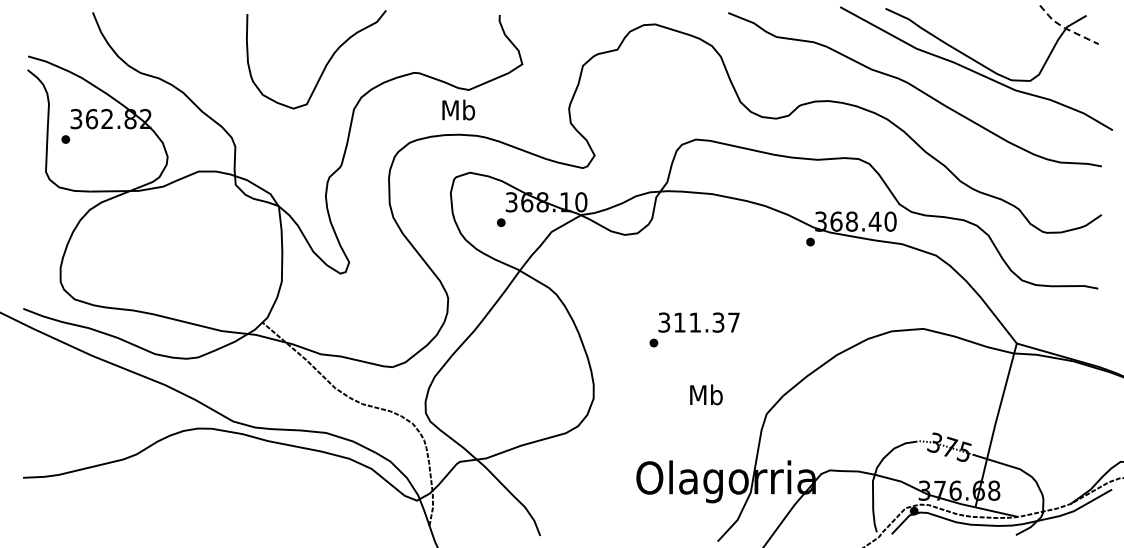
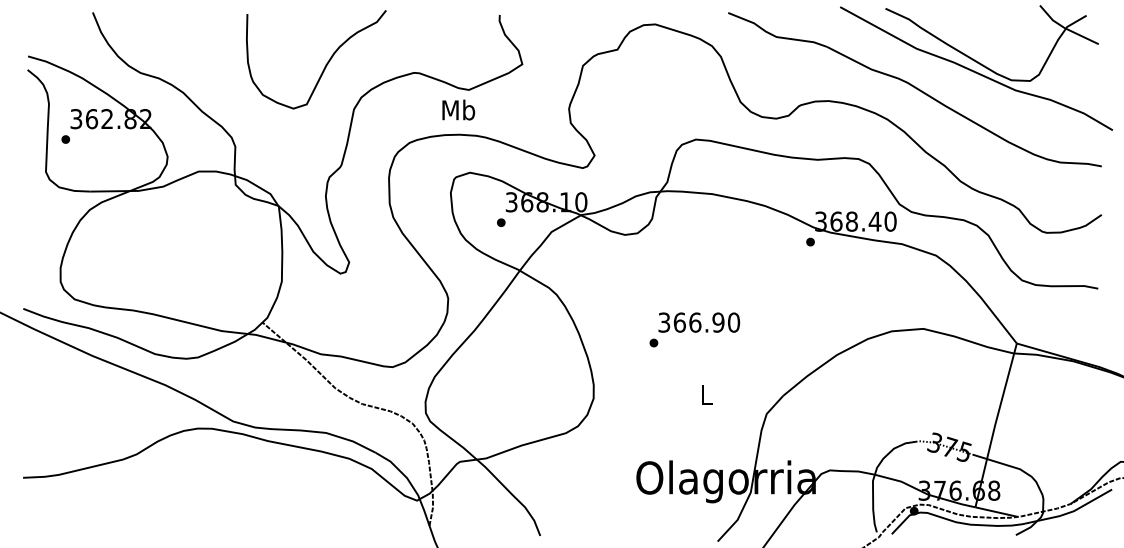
line: dashed -> solid (1065, 28)
text: 311.37 -> 366.90 (706, 322)
text: Mb -> L (706, 394)
